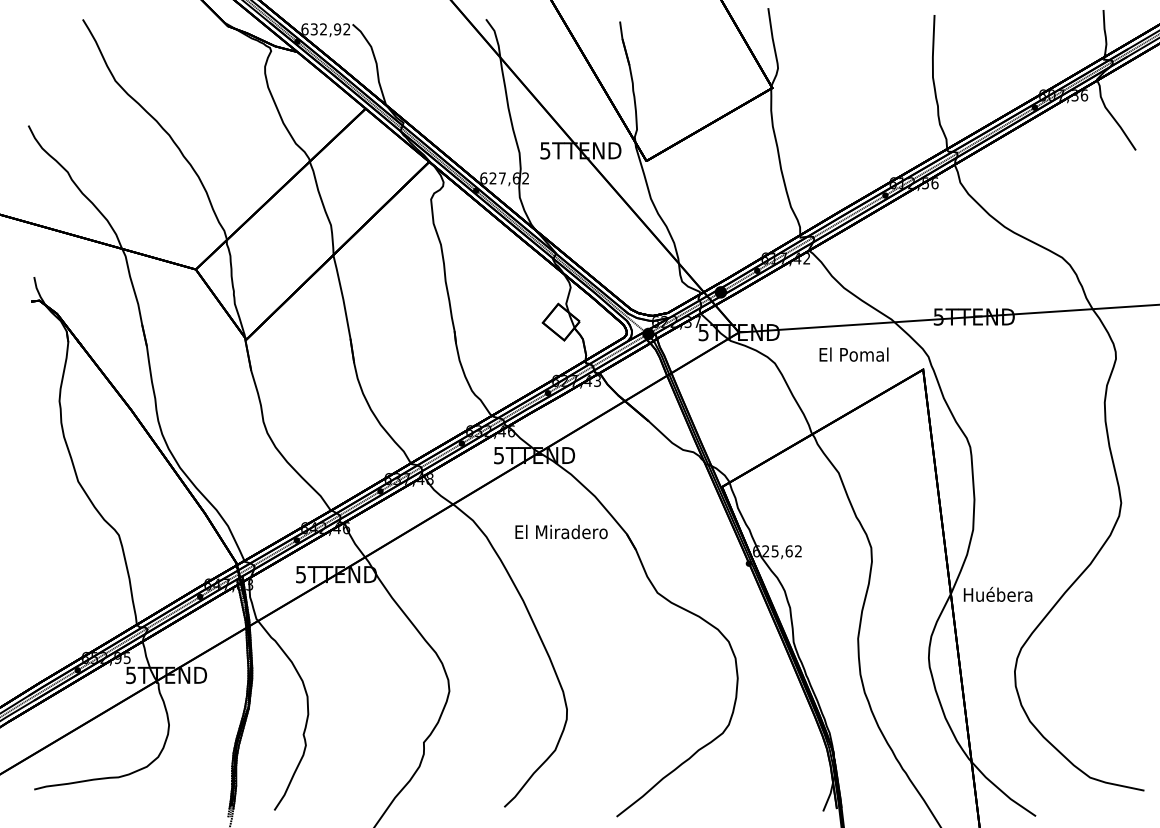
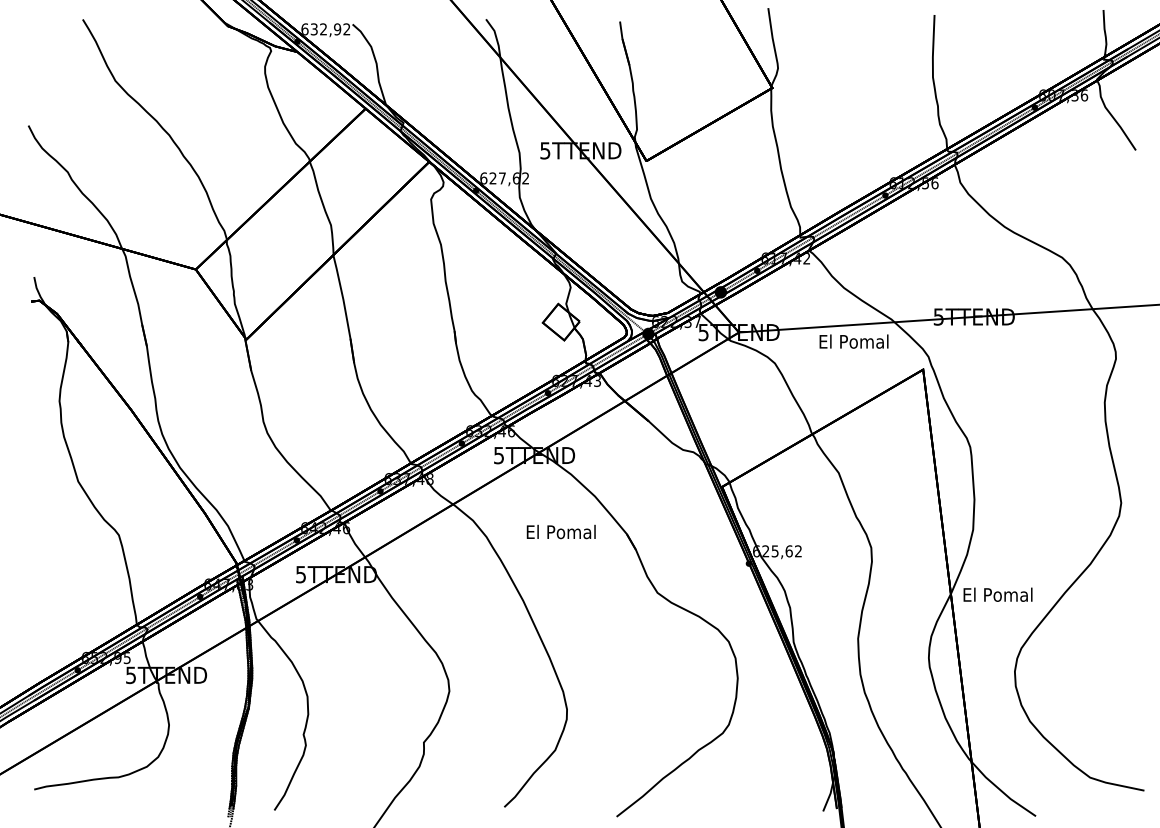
text position: (853, 354) -> (853, 341) (853, 341)
text: El Miradero -> El Pomal (561, 531)
text: Huébera -> El Pomal (997, 593)
